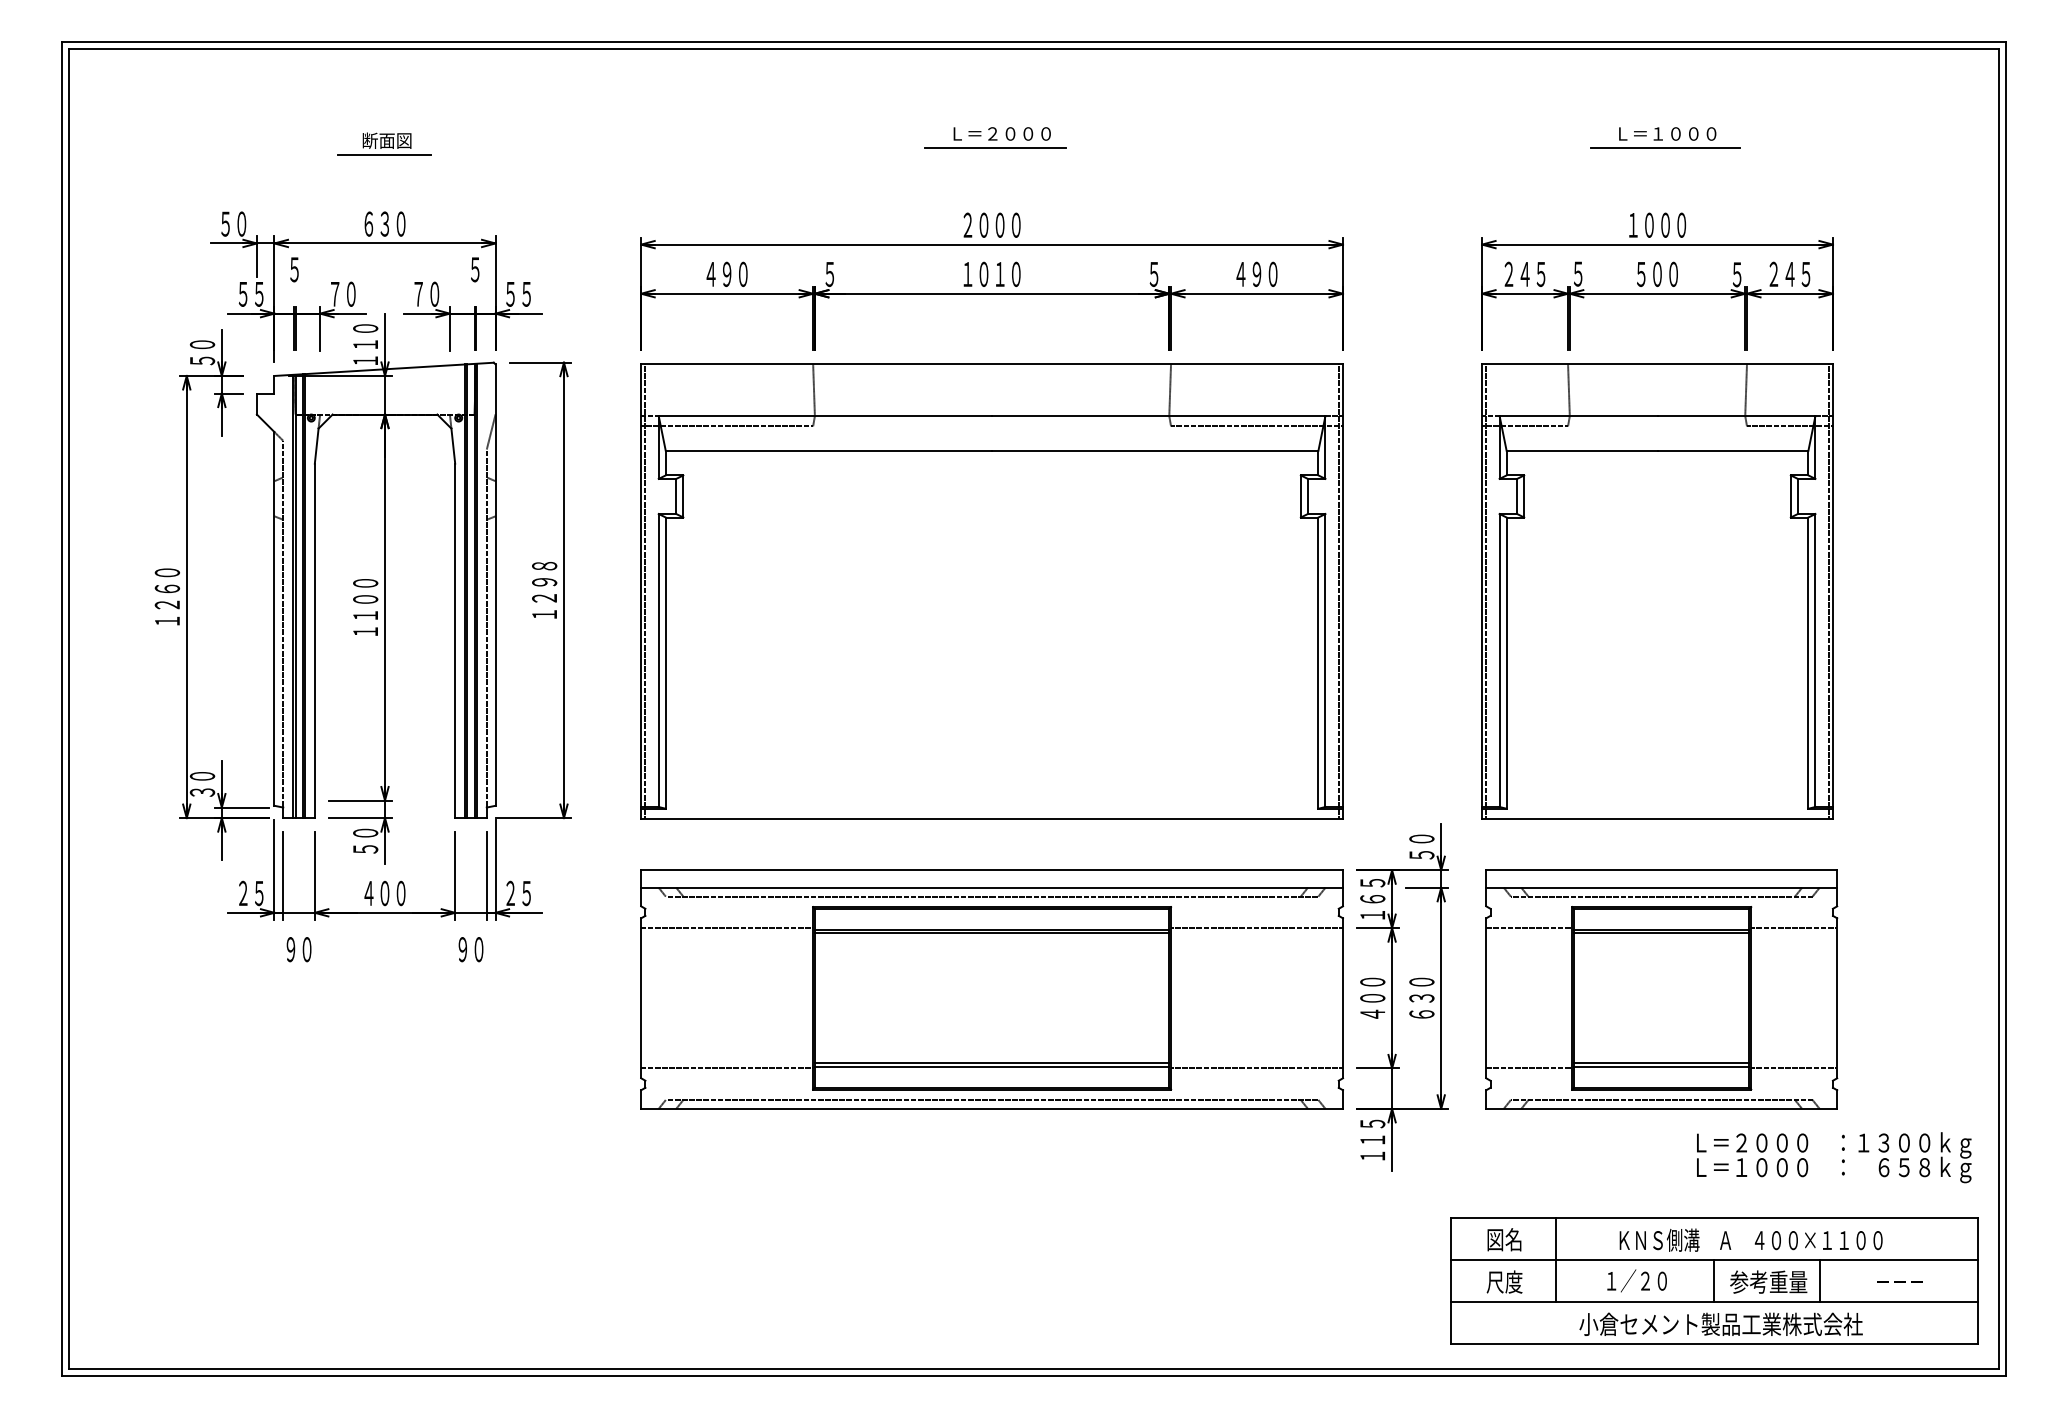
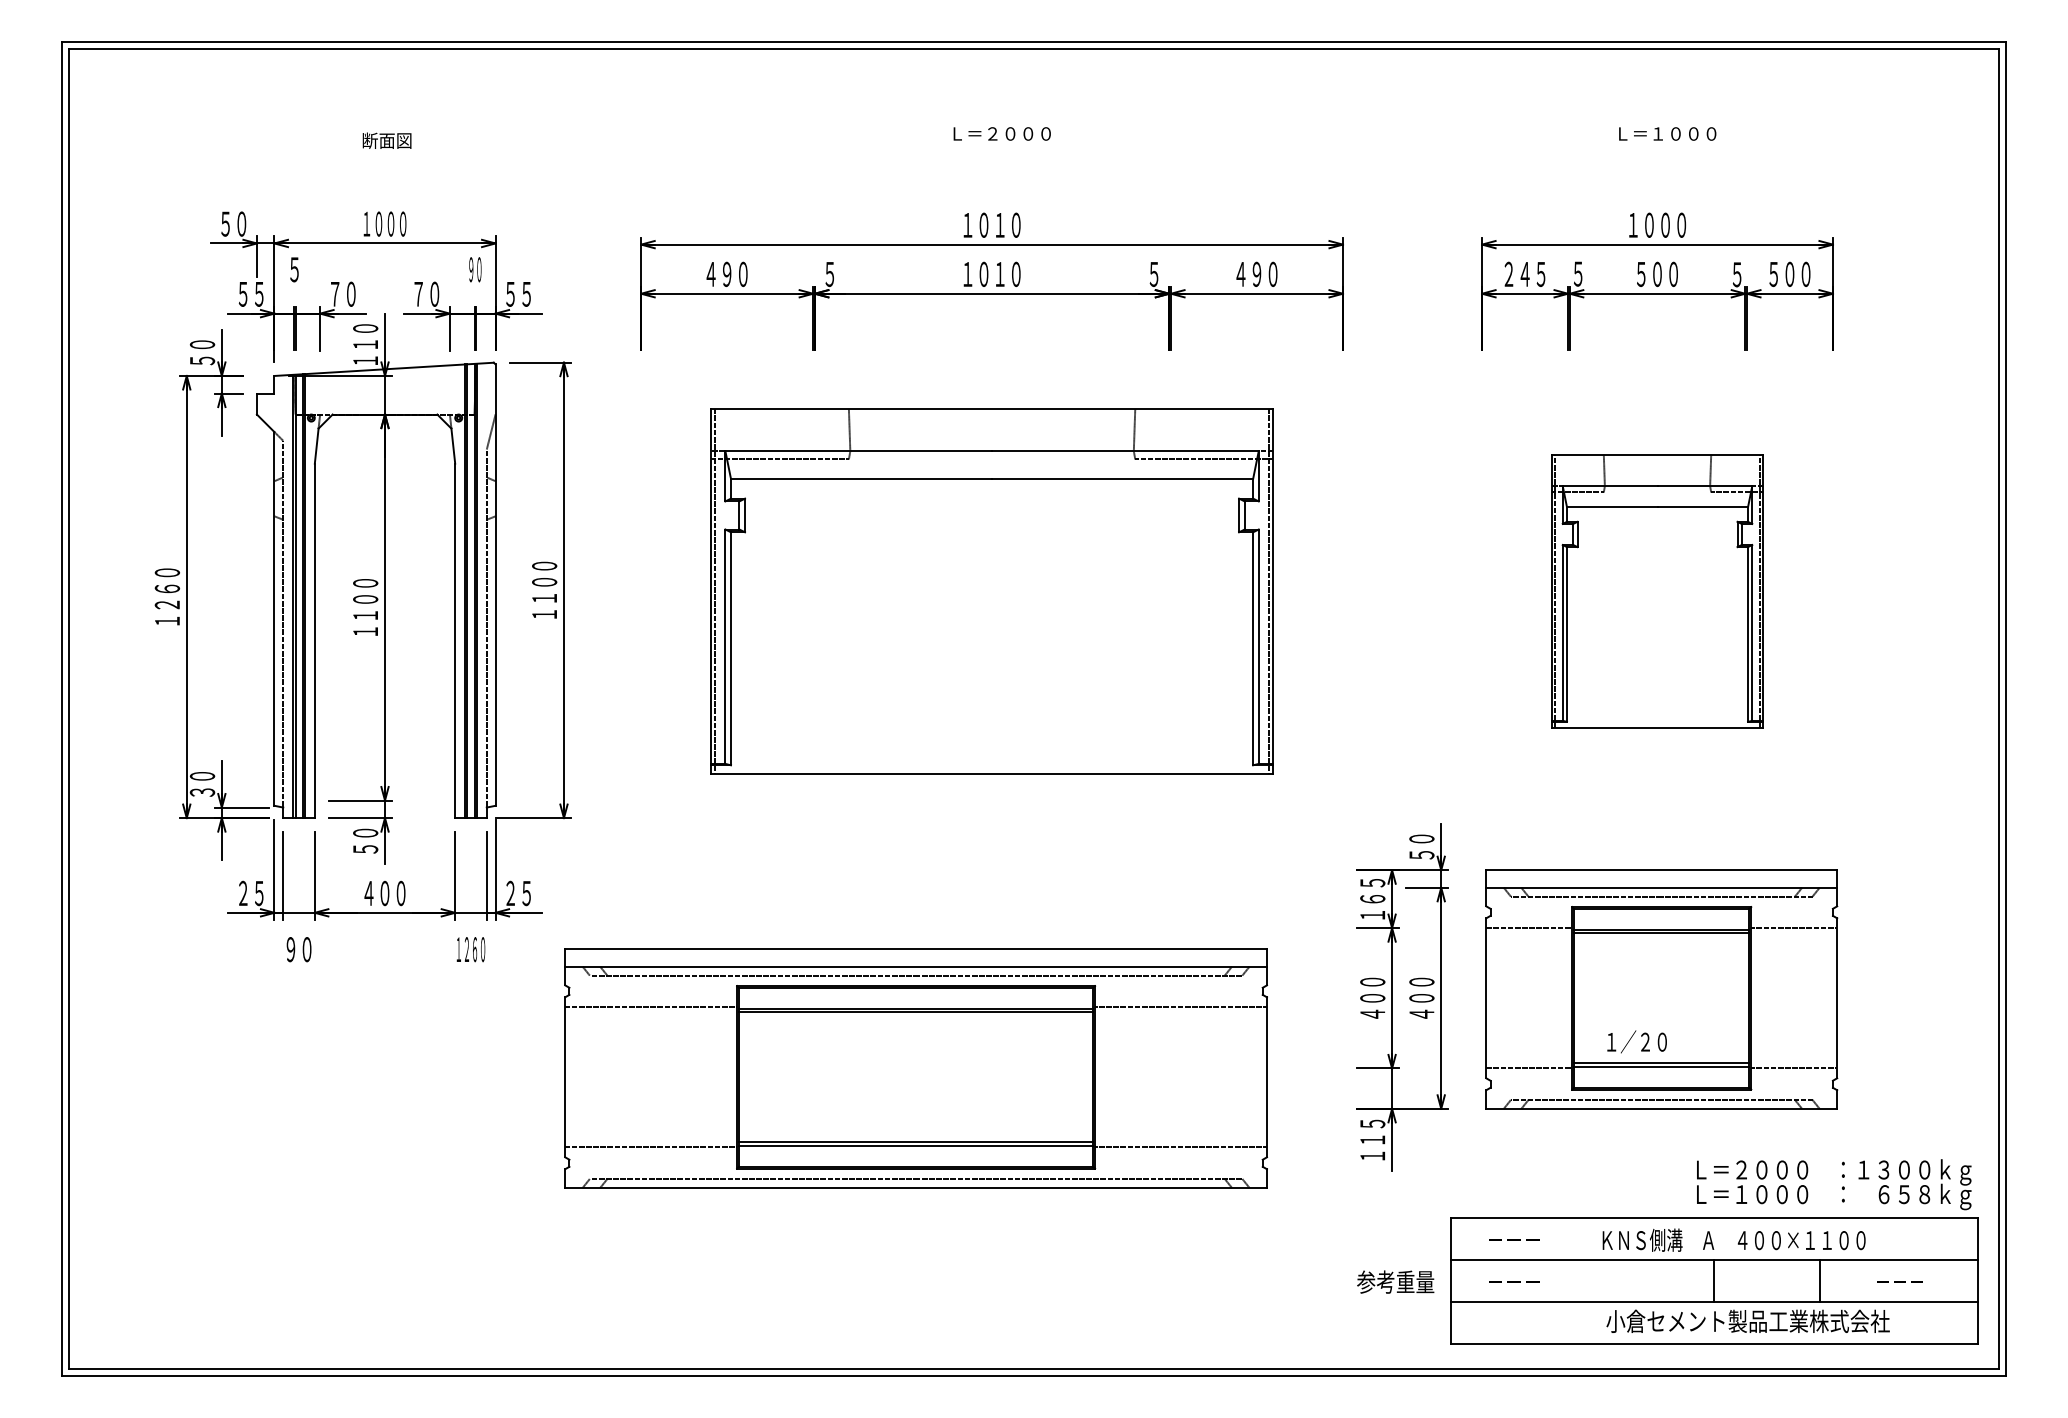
line: present -> none (995, 148)
line: present -> none (1664, 148)
line: present -> none (384, 155)
text: ６３０ -> １０００ (384, 223)
text: ２０００ -> １０１０ (983, 224)
text: ５ -> ９０ (475, 269)
text: ２４５ -> ５００ (1789, 274)
text: １２９８ -> １１００ (544, 581)
part size: 704x457 px -> 564x367 px (991, 591)
part size: 353x457 px -> 213x275 px (1657, 591)
text: ９０ -> １２６０ (470, 949)
part position: (991, 989) -> (915, 1068) (915, 1068)
text: ６３０ -> ４００ (1421, 1006)
text position: (1834, 1157) -> (1834, 1184) (1834, 1184)
text: 図名 -> －－－ (1513, 1239)
text position: (1750, 1239) -> (1733, 1239) (1733, 1239)
line: present -> none (1556, 1259)
text position: (1636, 1280) -> (1636, 1041) (1636, 1041)
text: 尺度 -> －－－ (1512, 1281)
text position: (1768, 1281) -> (1395, 1281) (1395, 1281)
text position: (1720, 1323) -> (1747, 1320) (1747, 1320)
